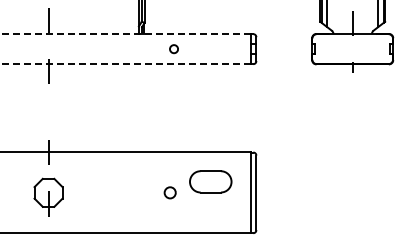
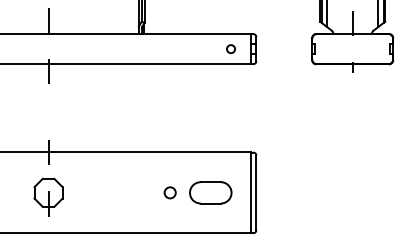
line: dashed -> solid (125, 33)
circle position: (173, 49) -> (230, 49) (230, 49)
line: dashed -> solid (125, 64)
part position: (210, 181) -> (210, 192) (210, 192)
